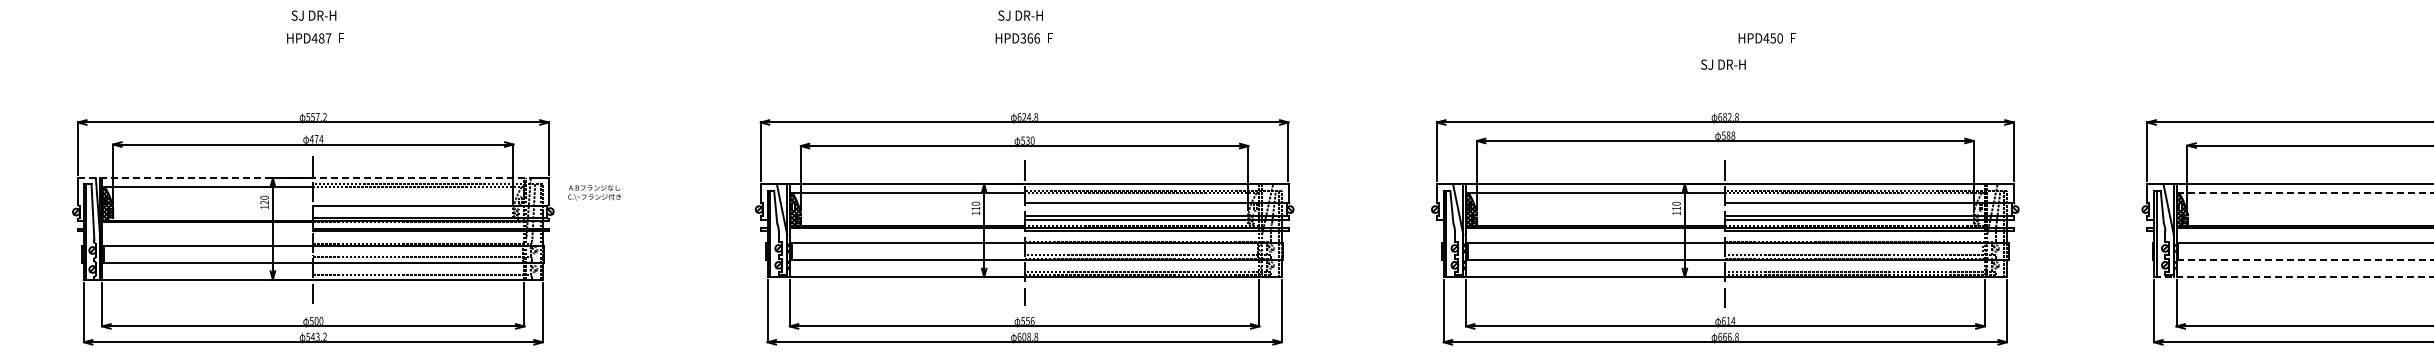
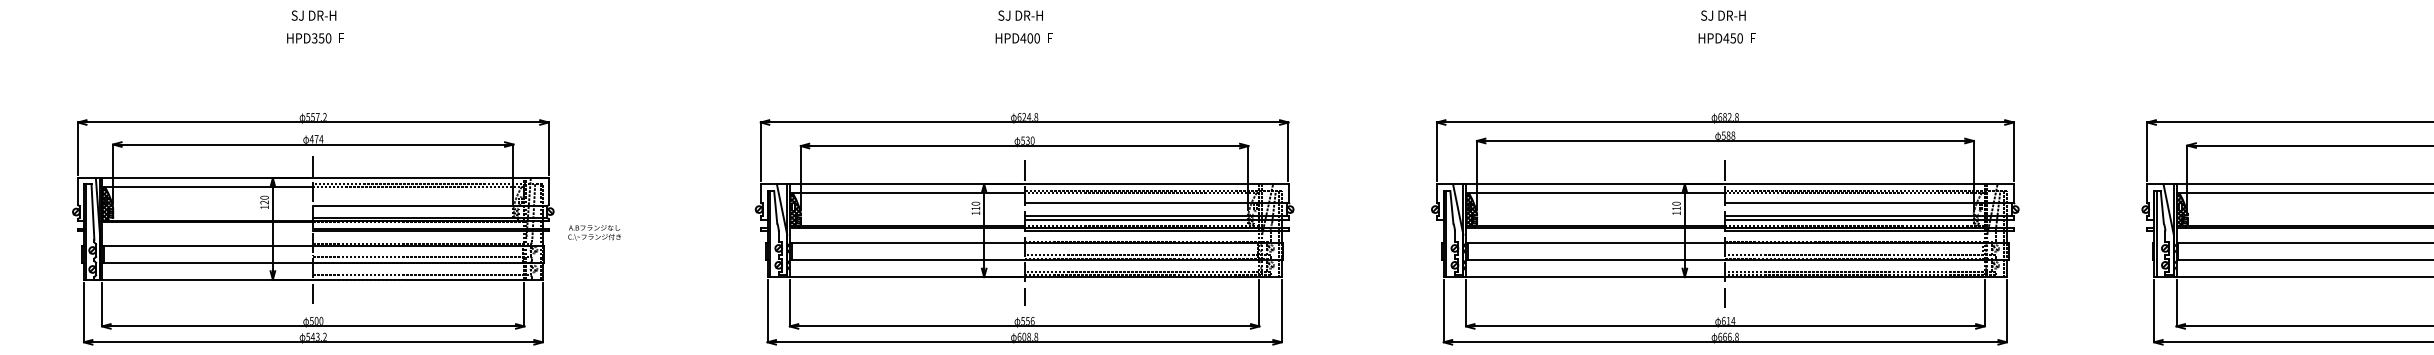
text: HPD487 -> HPD350 (321, 38)
text: HPD366 -> HPD400 (1030, 38)
text position: (1766, 38) -> (1726, 38) (1726, 38)
text position: (1723, 64) -> (1723, 15) (1723, 15)
line: dashed -> solid (313, 178)
text position: (594, 192) -> (594, 232) (594, 232)
line: dashed -> solid (2305, 192)
line: dashed -> solid (2305, 260)
line: dashed -> solid (2294, 277)
